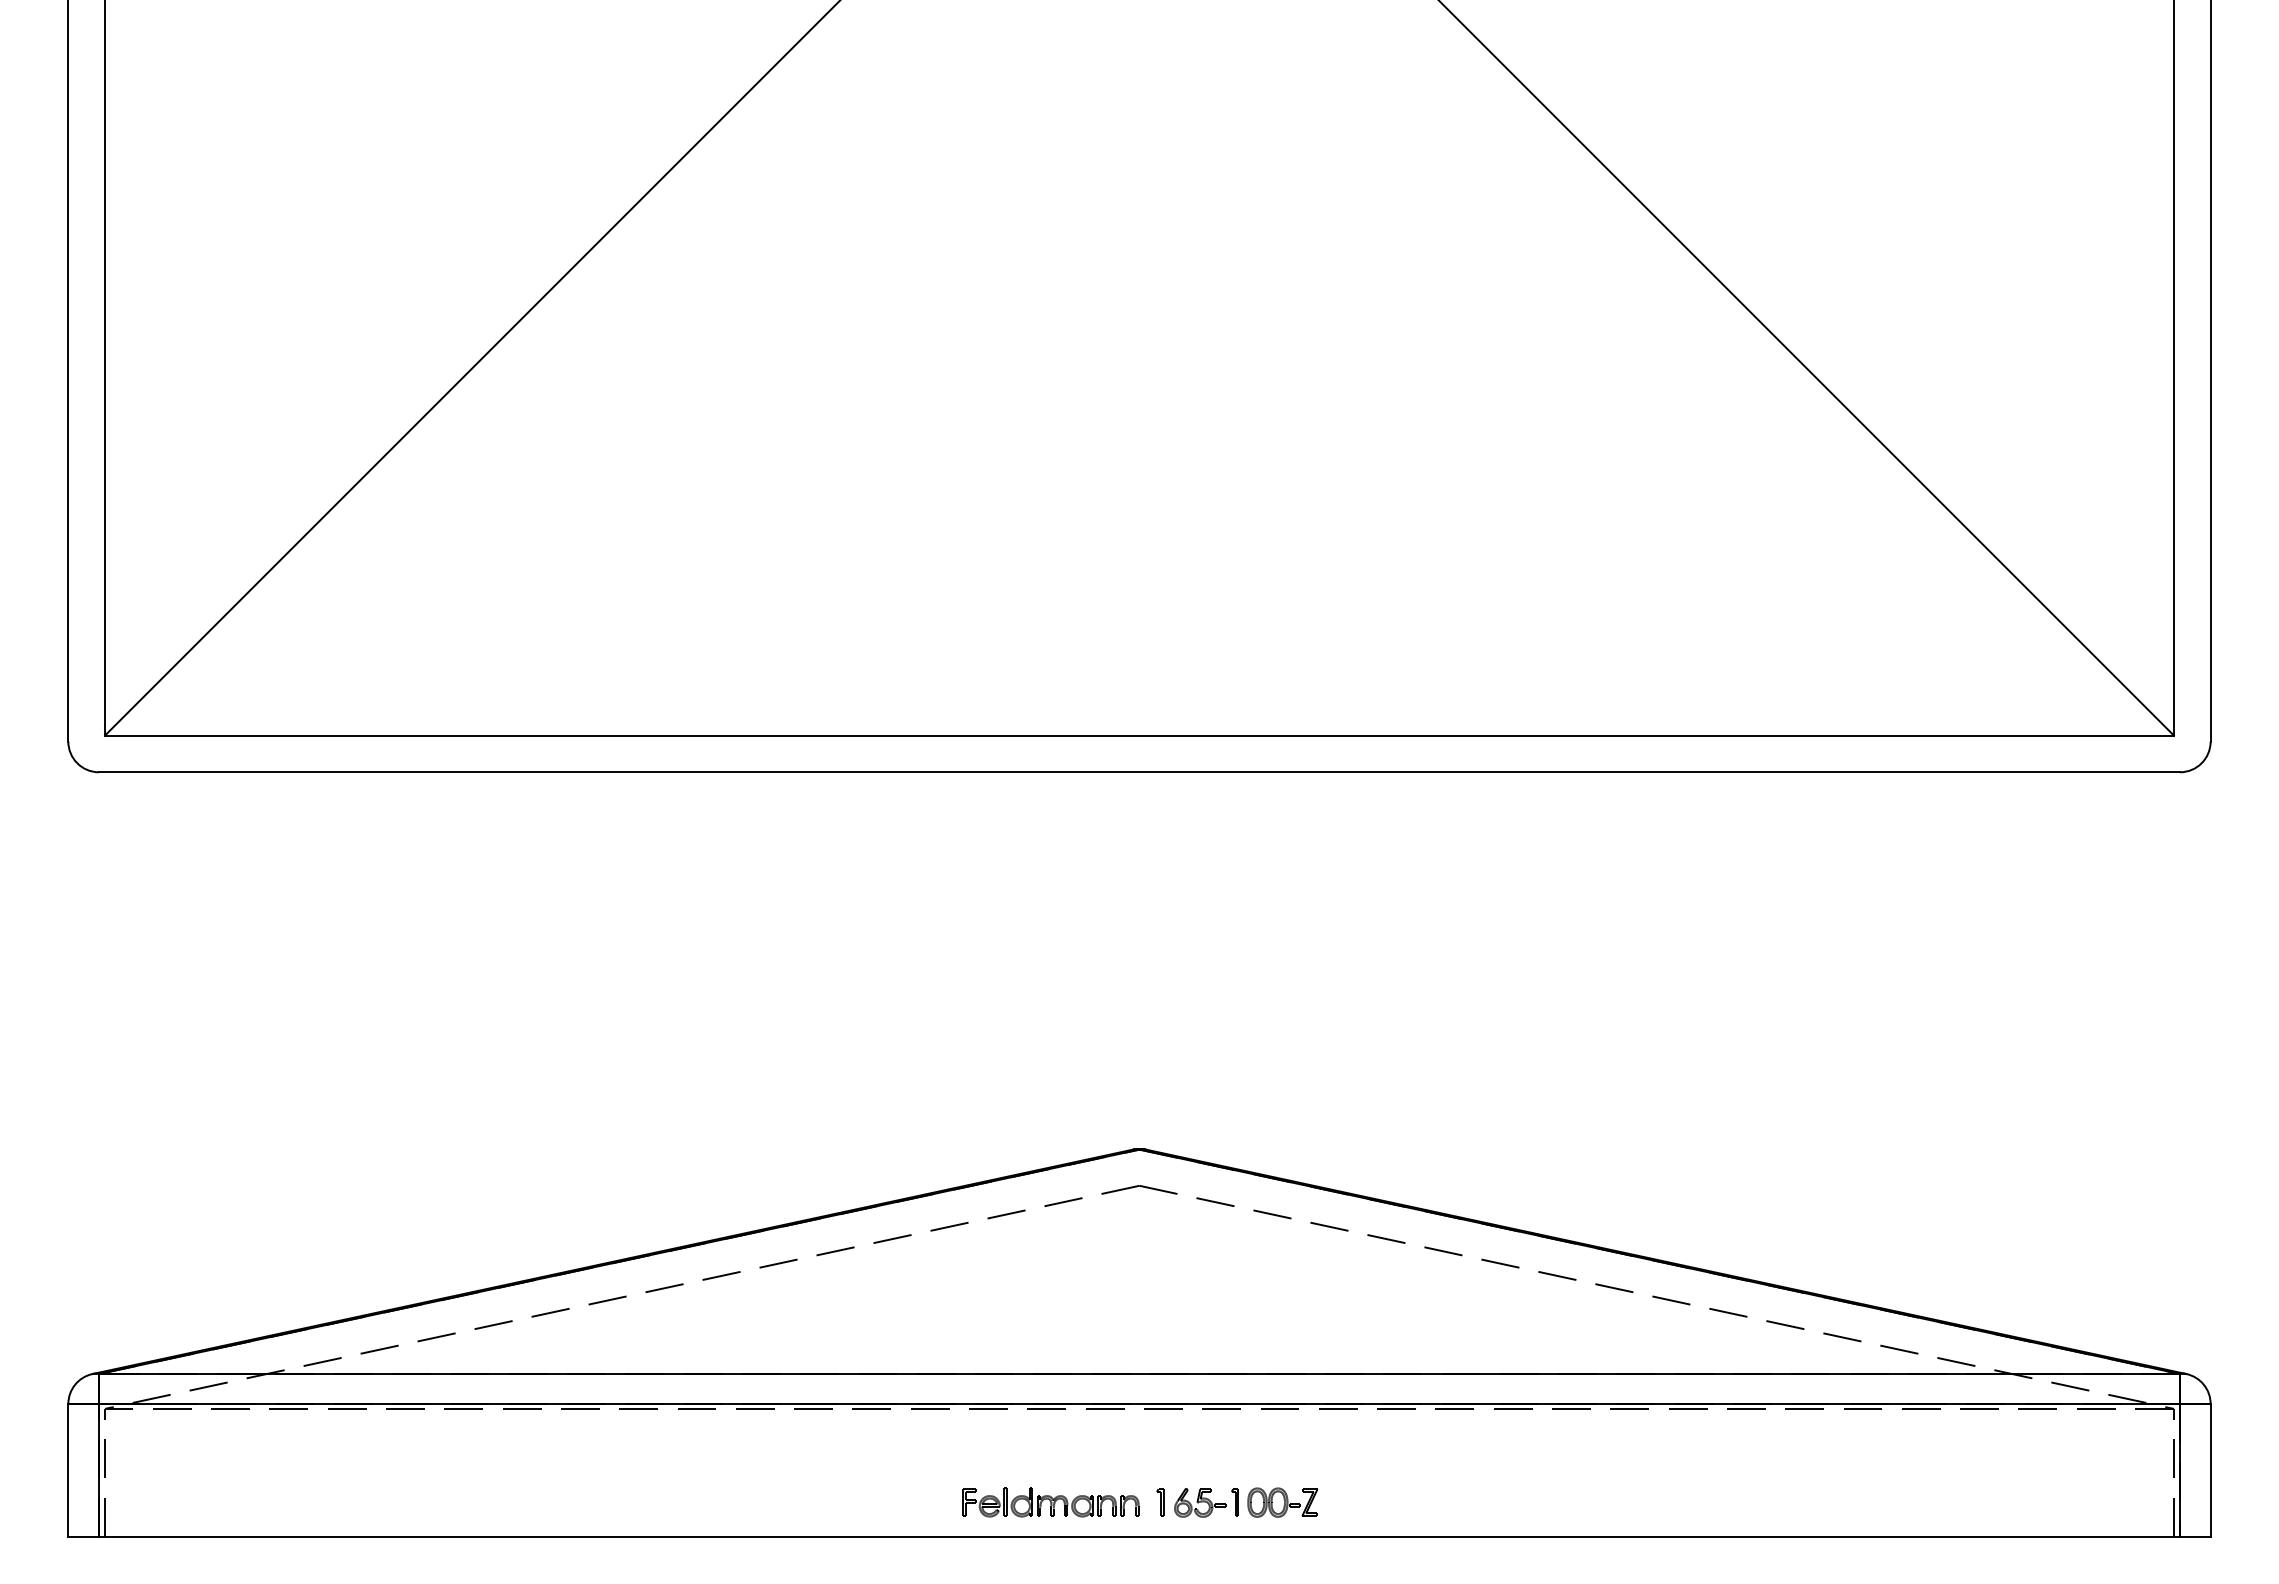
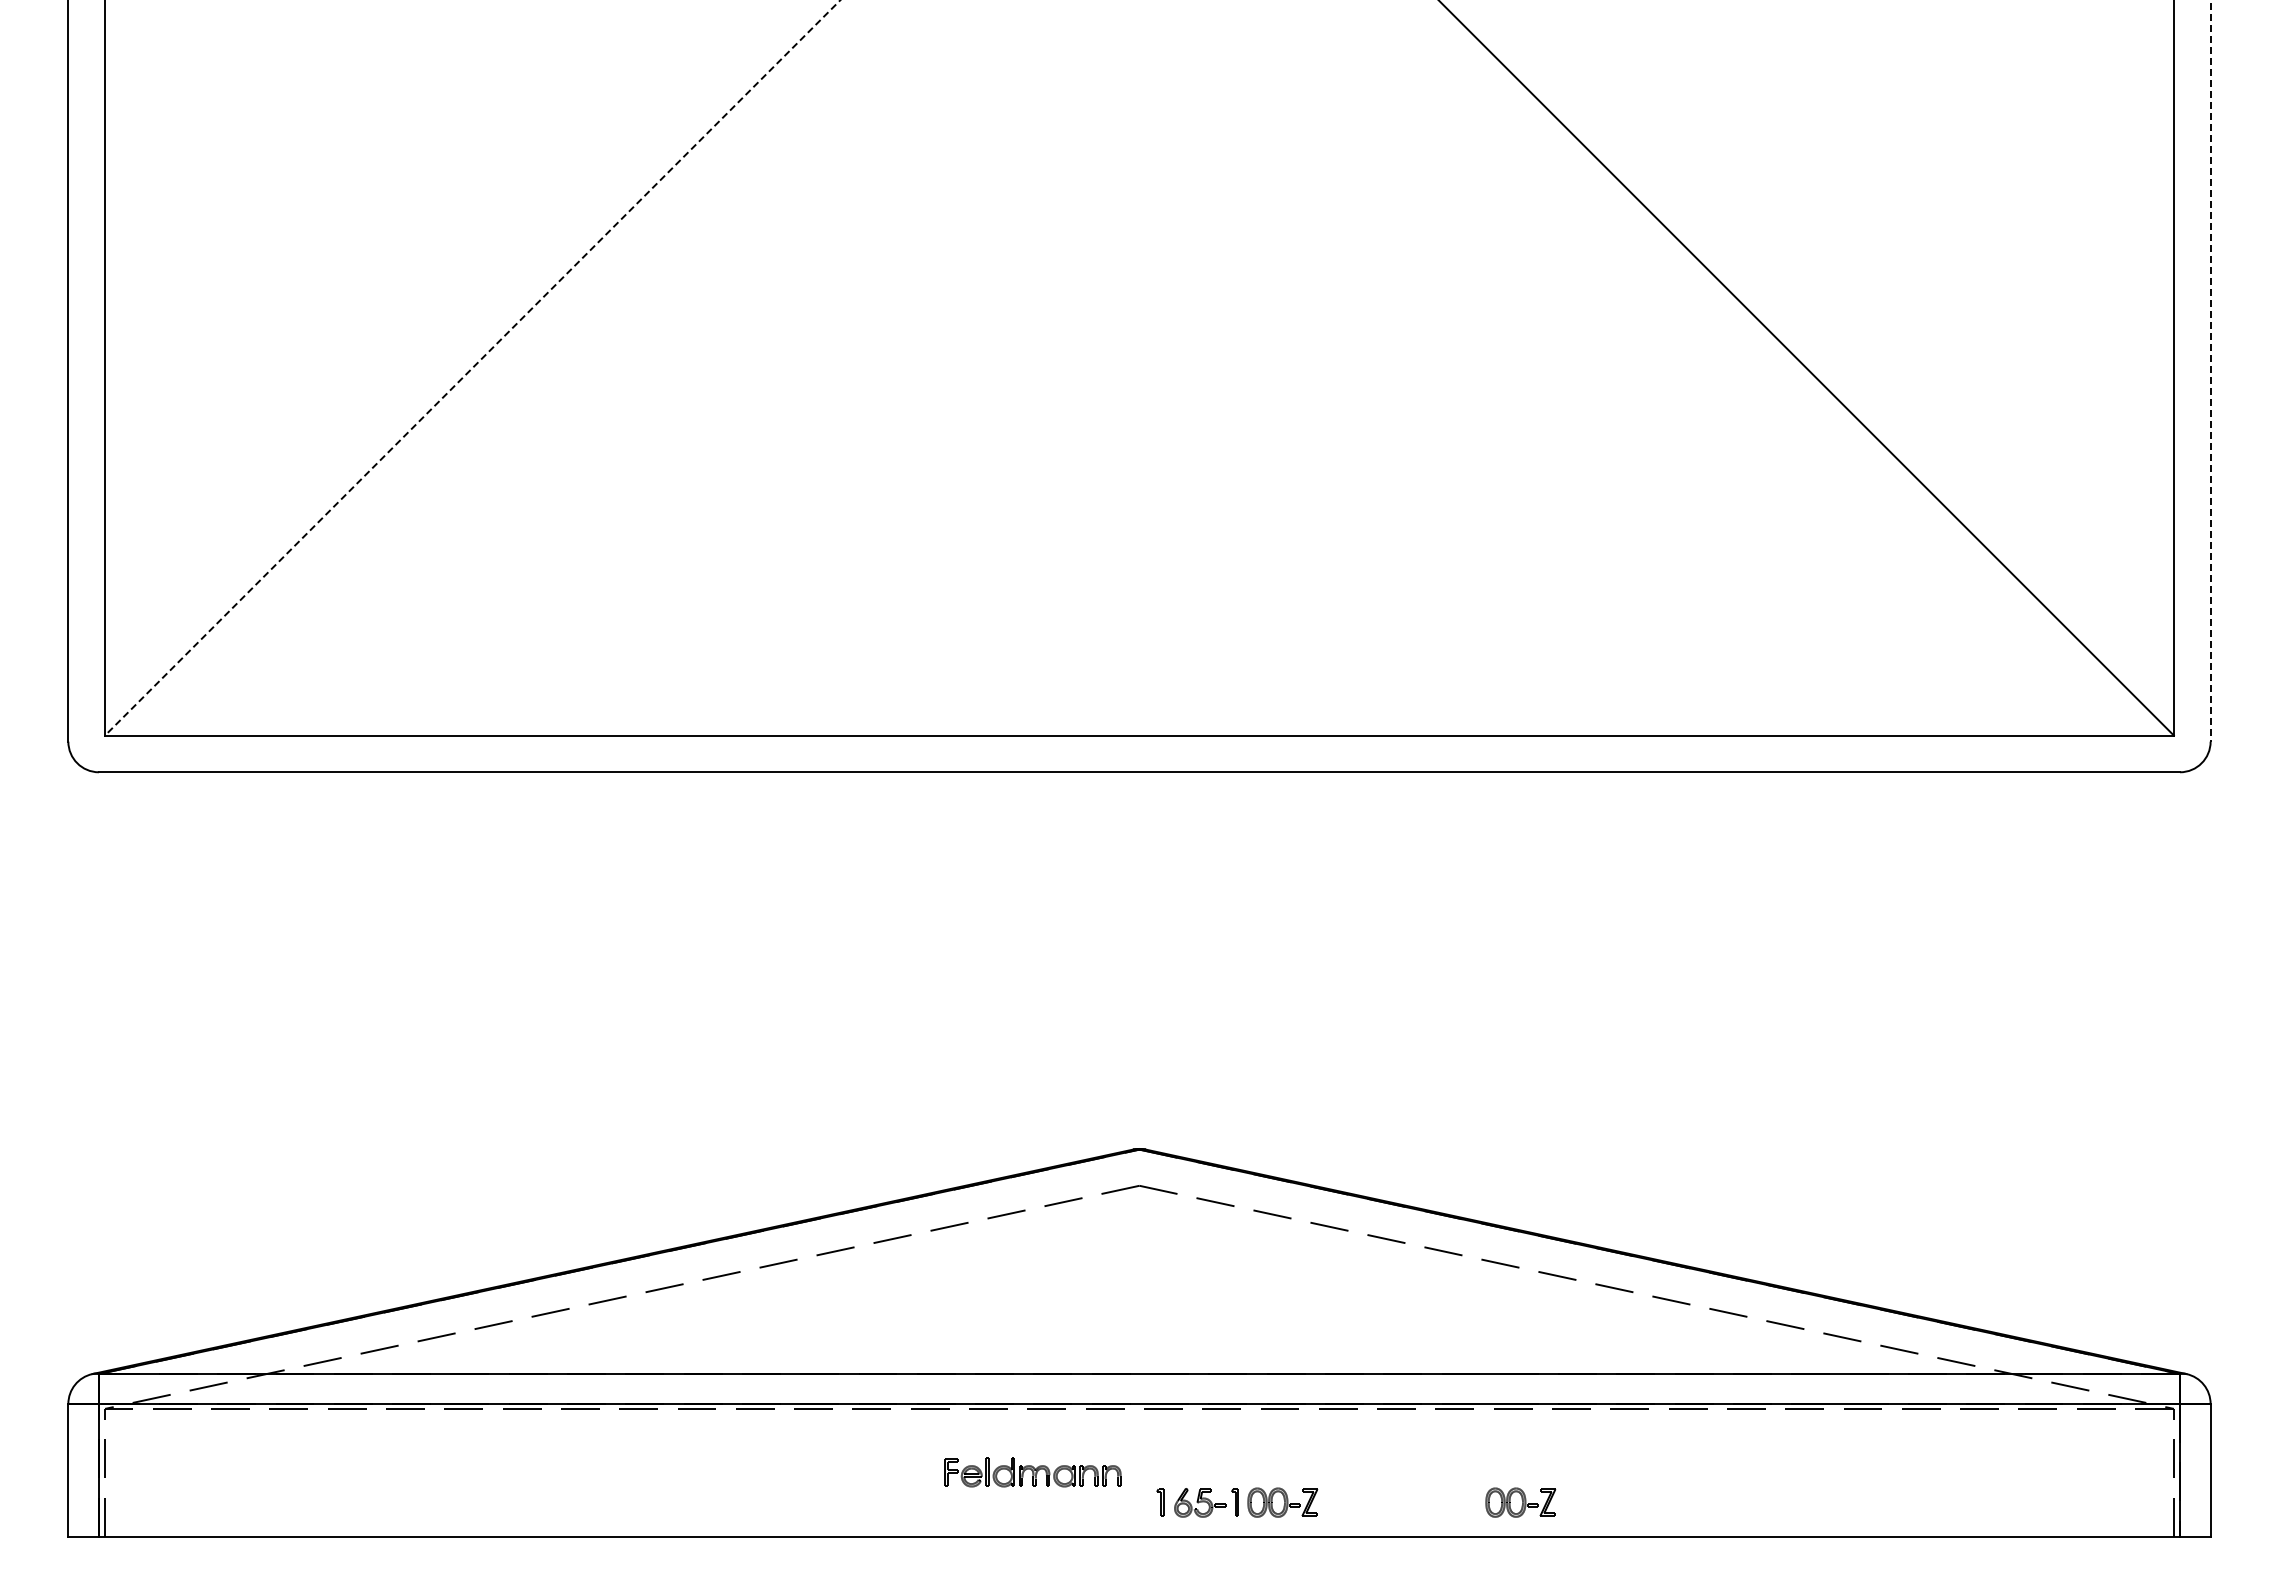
line: solid -> dashed (472, 367)
line: solid -> dashed (2210, 370)
part position: (1050, 1502) -> (1032, 1472) (1032, 1472)
part: none -> present (1520, 1502)
